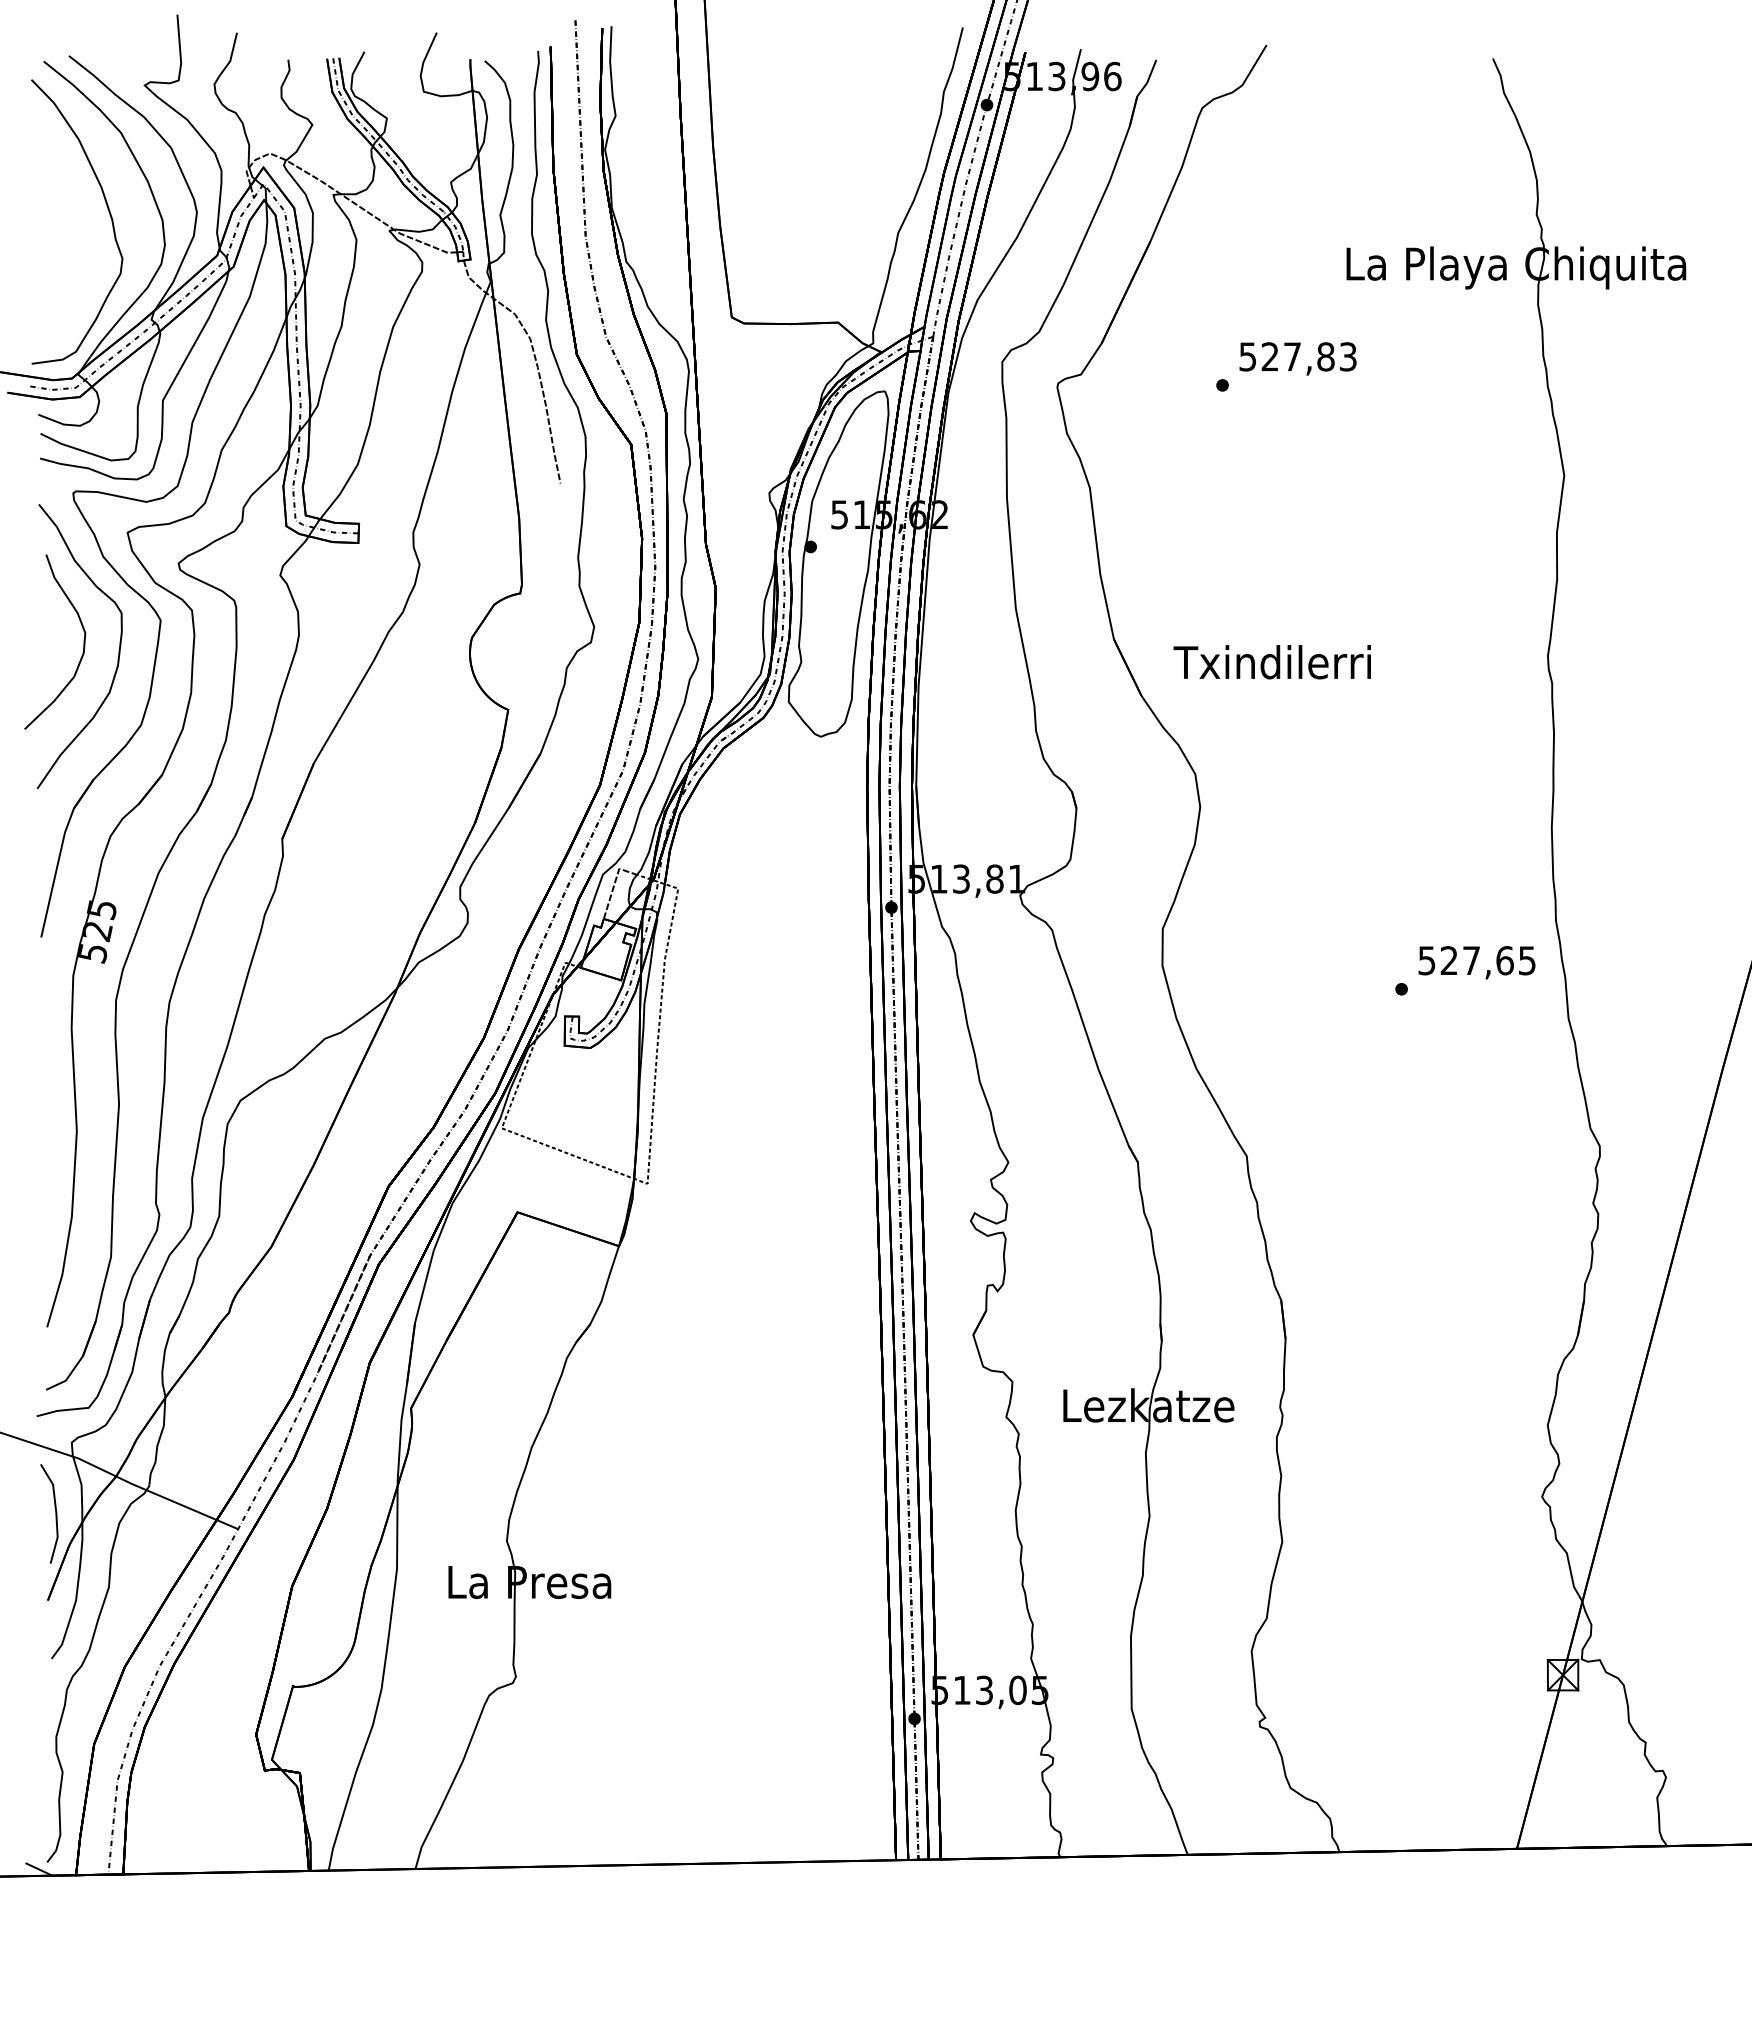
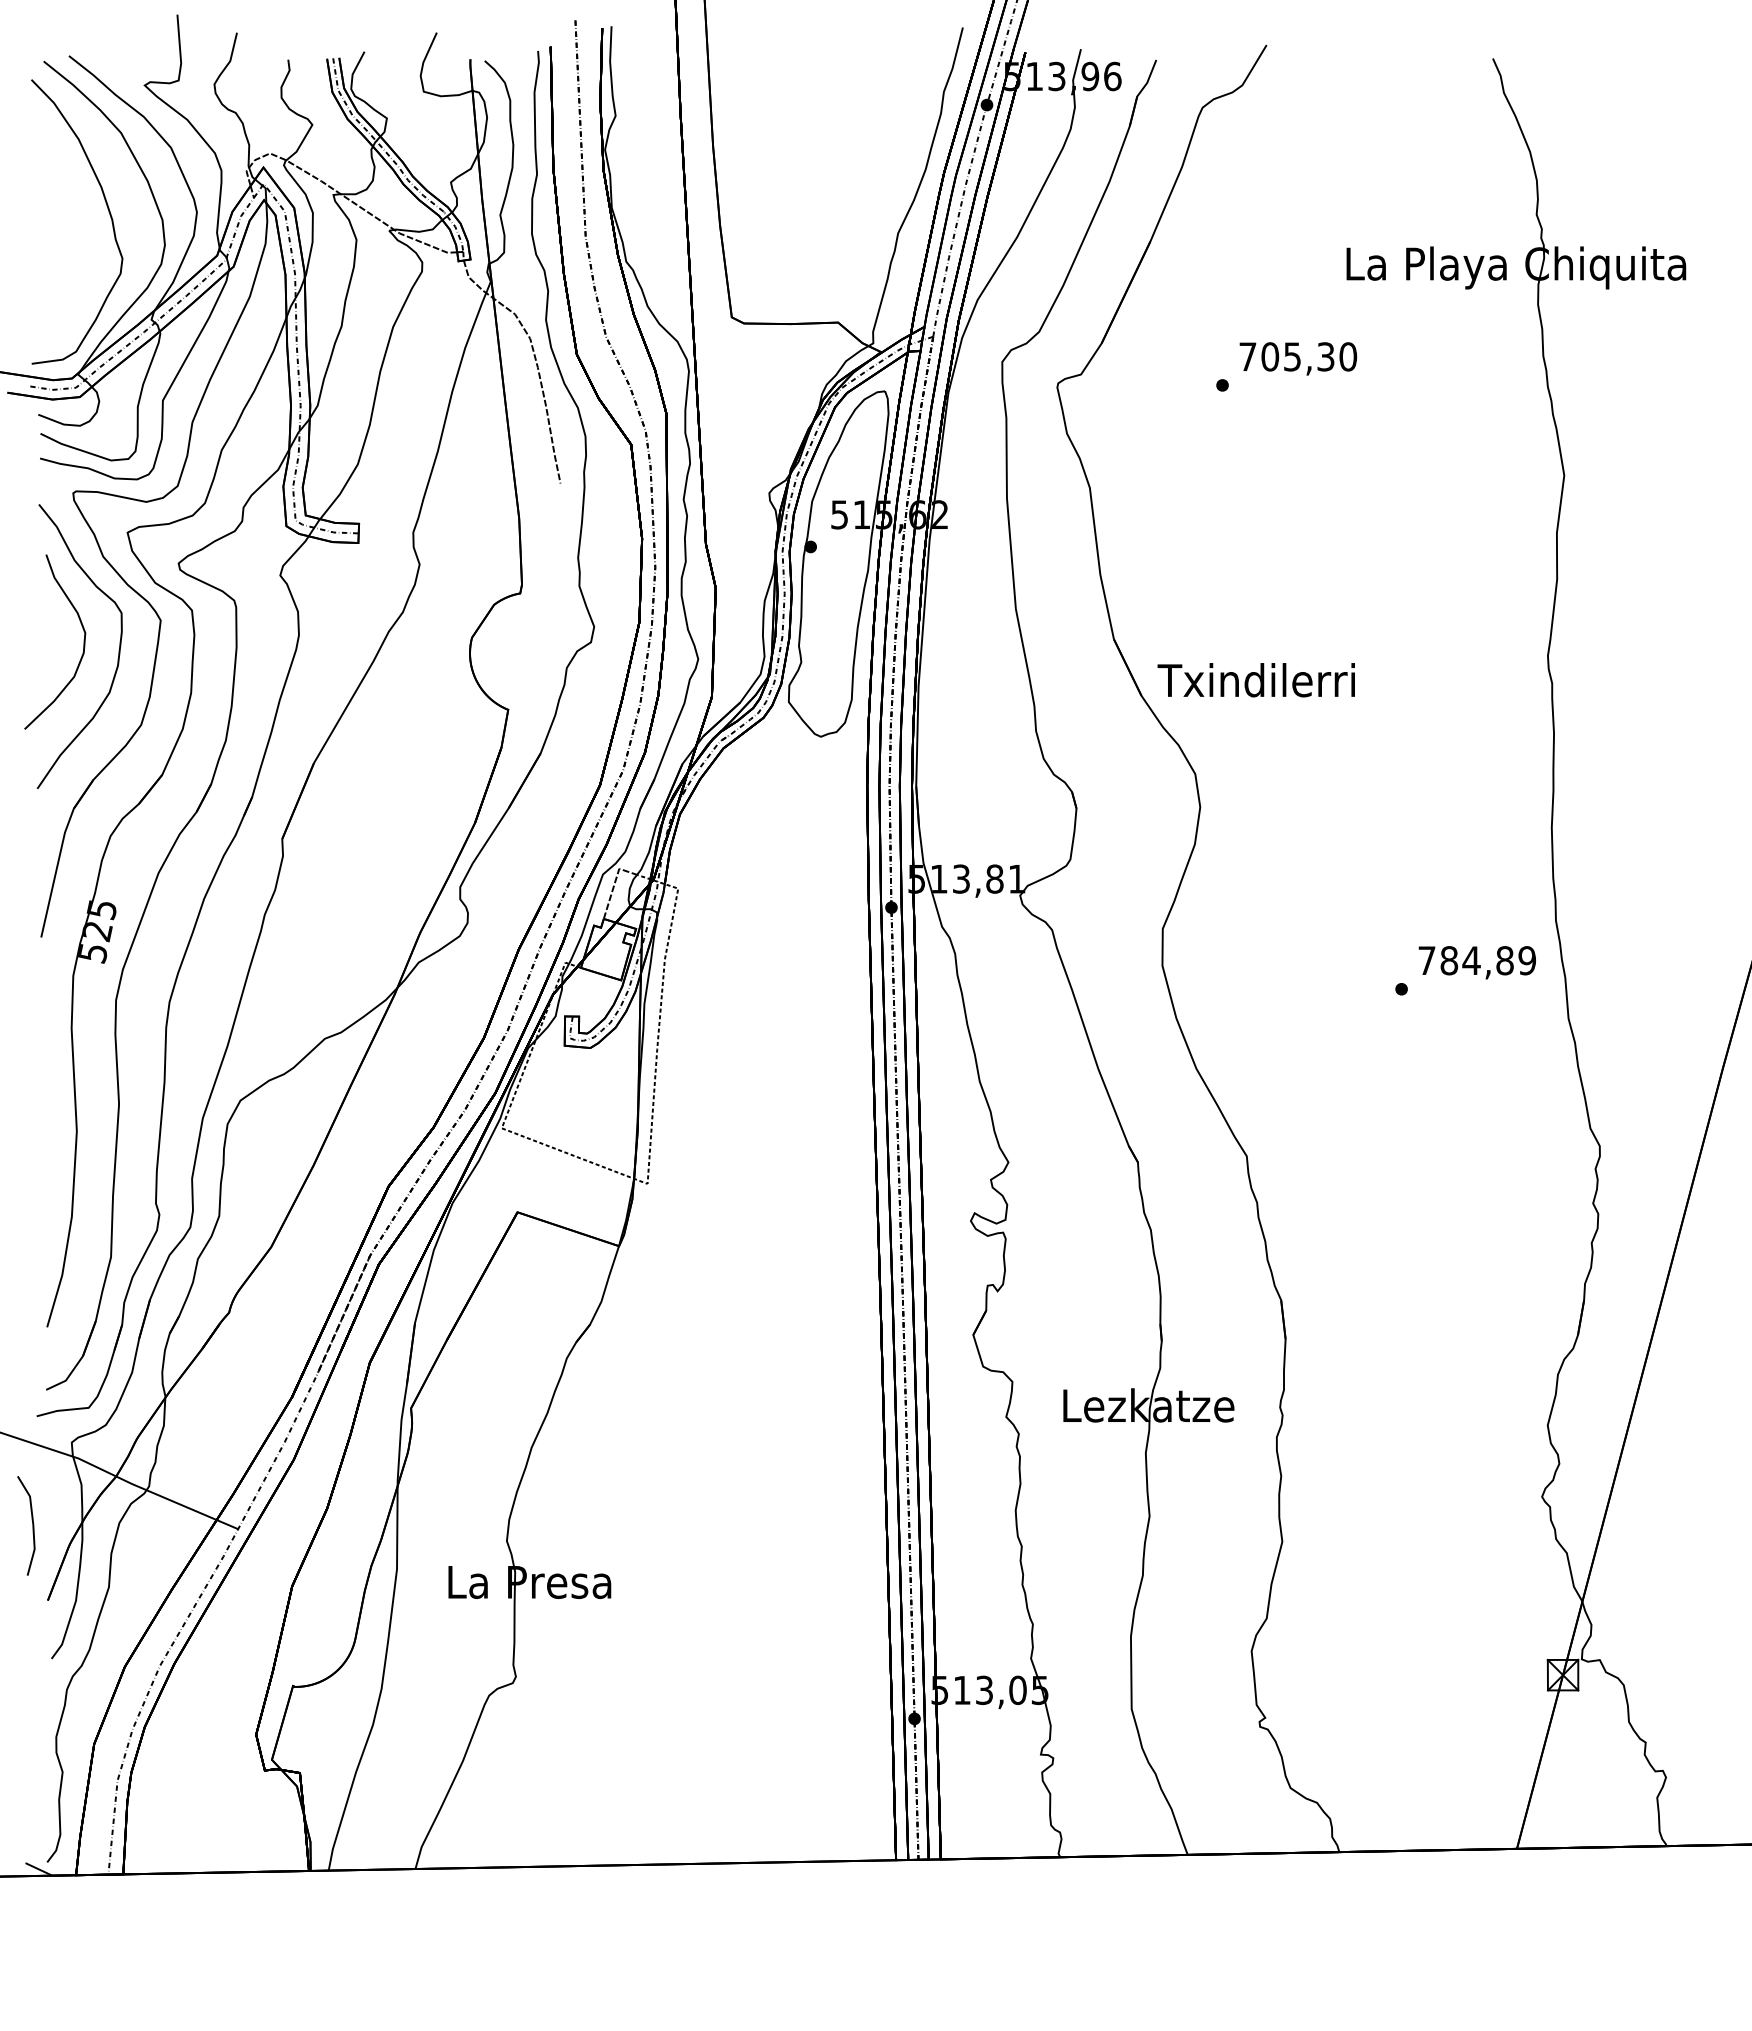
text: 527,83 -> 705,30 (1298, 356)
text position: (1271, 662) -> (1255, 680) (1255, 680)
text: 527,65 -> 784,89 (1477, 960)
line position: (55, 1513) -> (32, 1525) (32, 1525)
